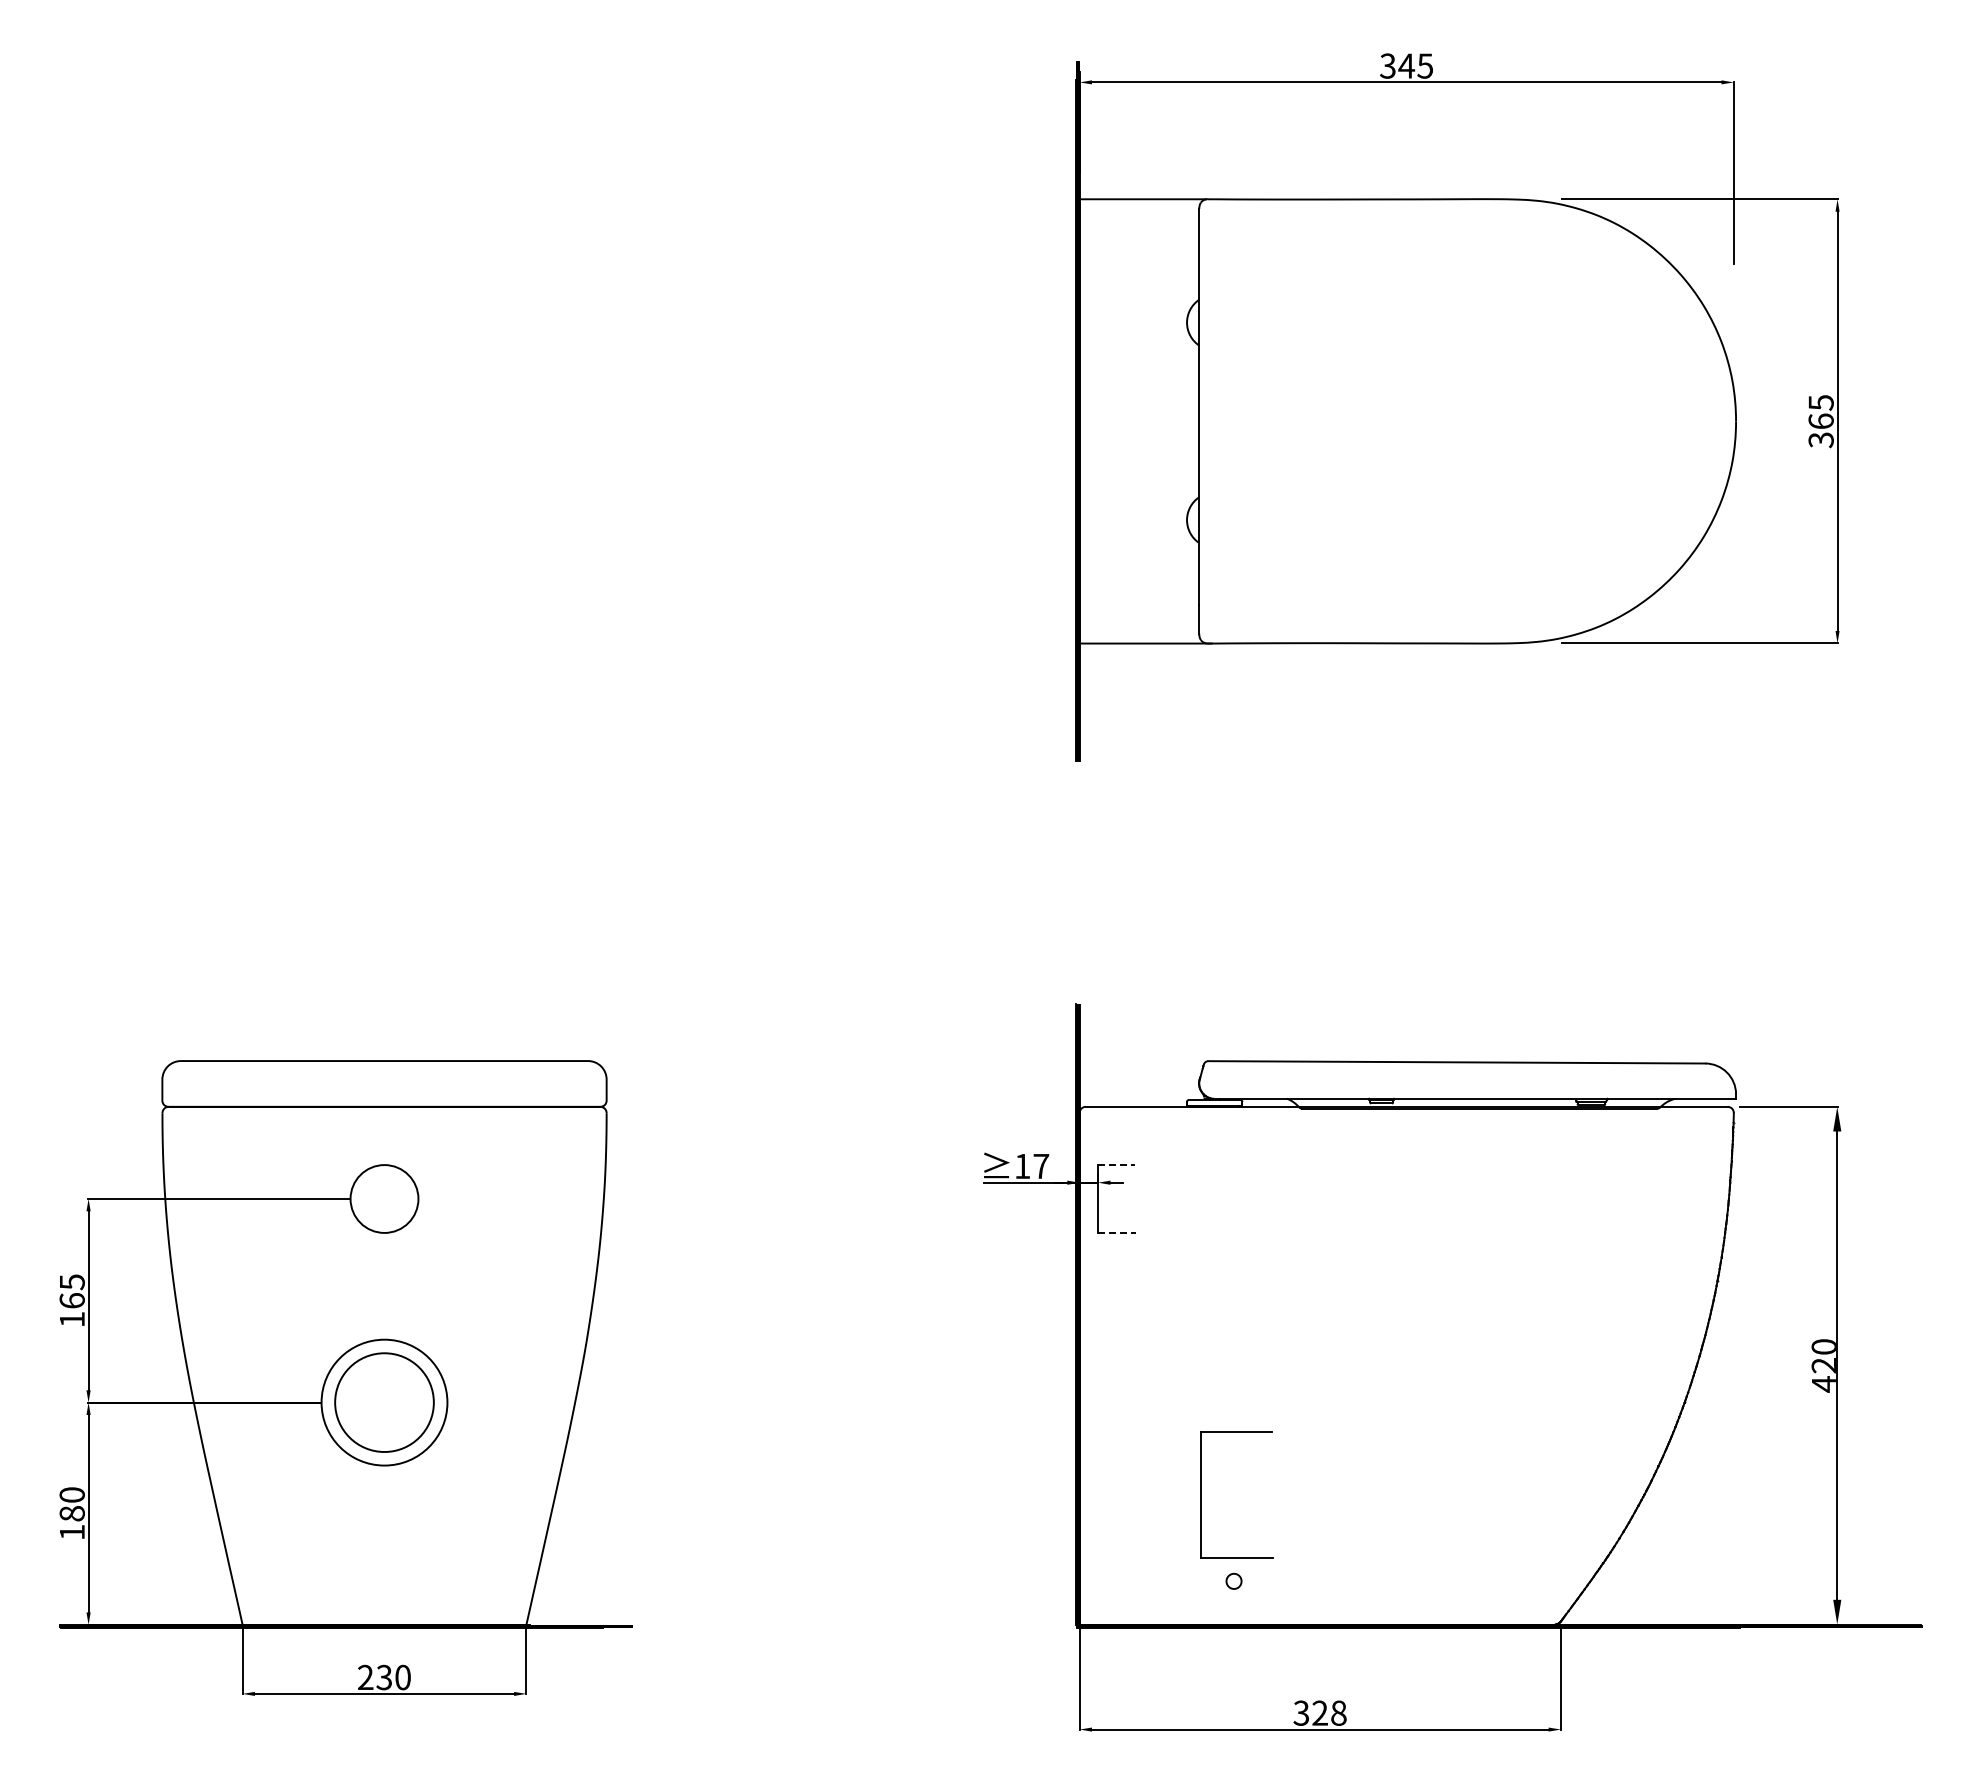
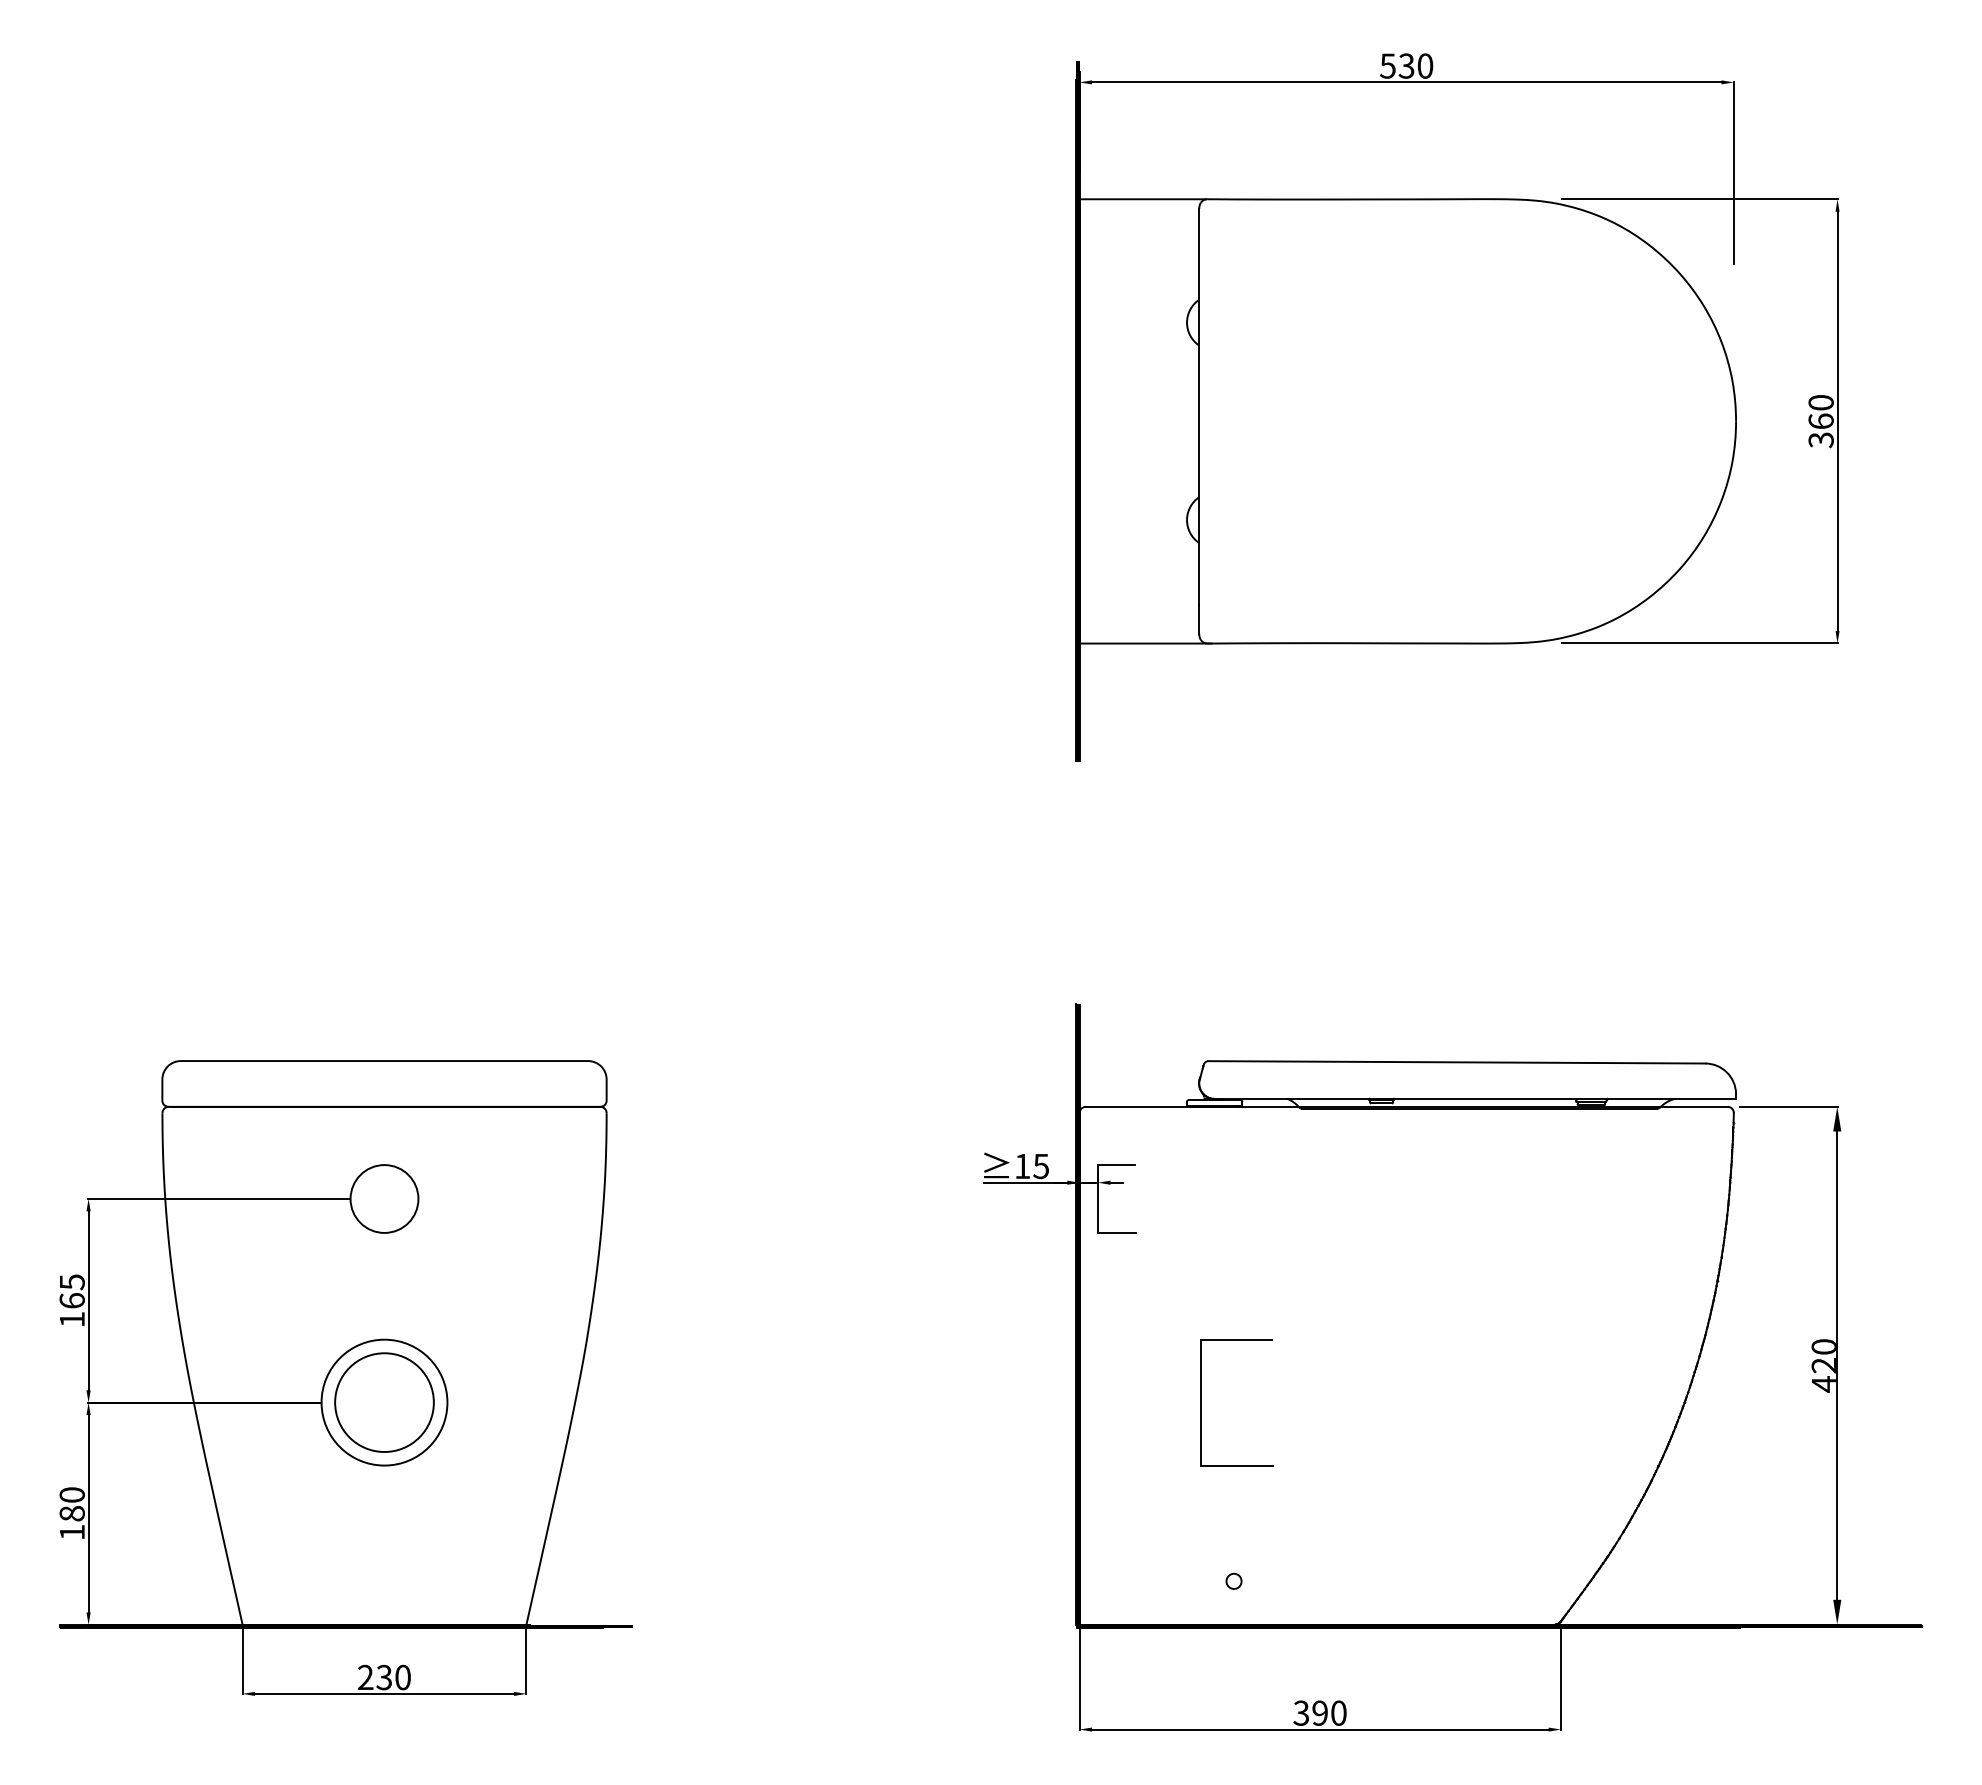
text: 345 -> 530 (1406, 65)
text: 365 -> 360 (1820, 402)
line: dashed -> solid (1117, 1165)
text: 17 -> 15 (1041, 1166)
line: dashed -> solid (1116, 1232)
part position: (1201, 1494) -> (1201, 1402) (1201, 1402)
text: 328 -> 390 (1329, 1713)
